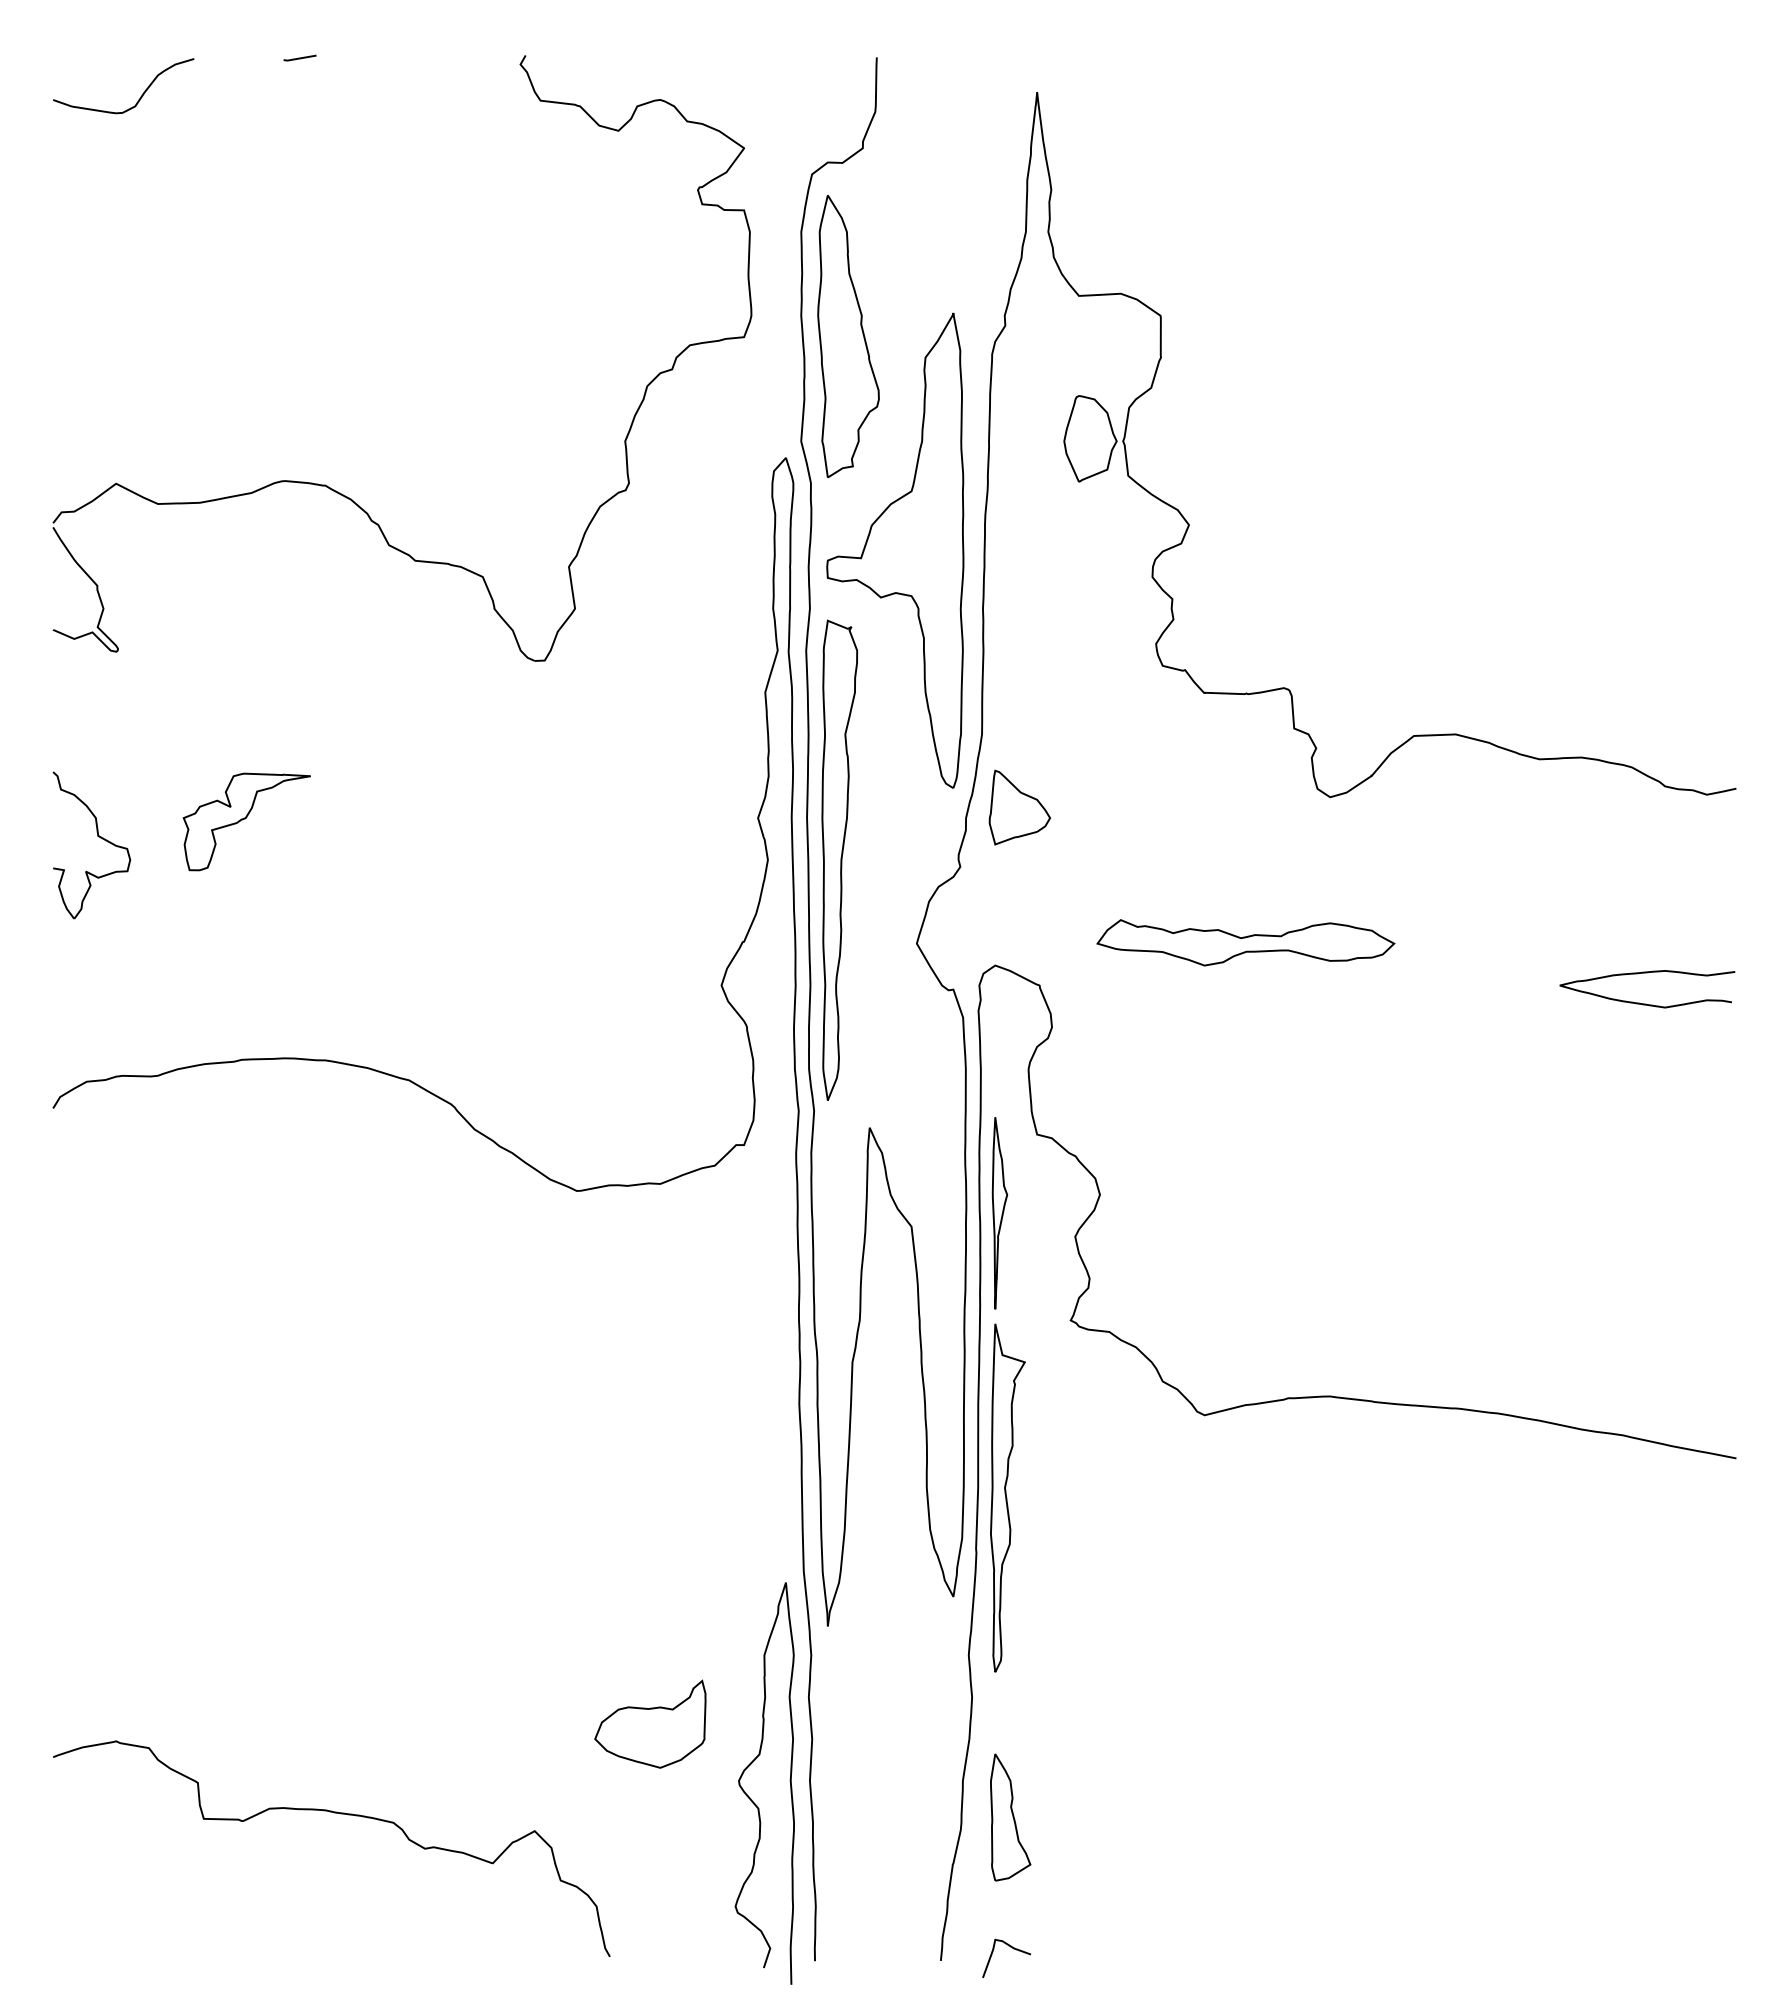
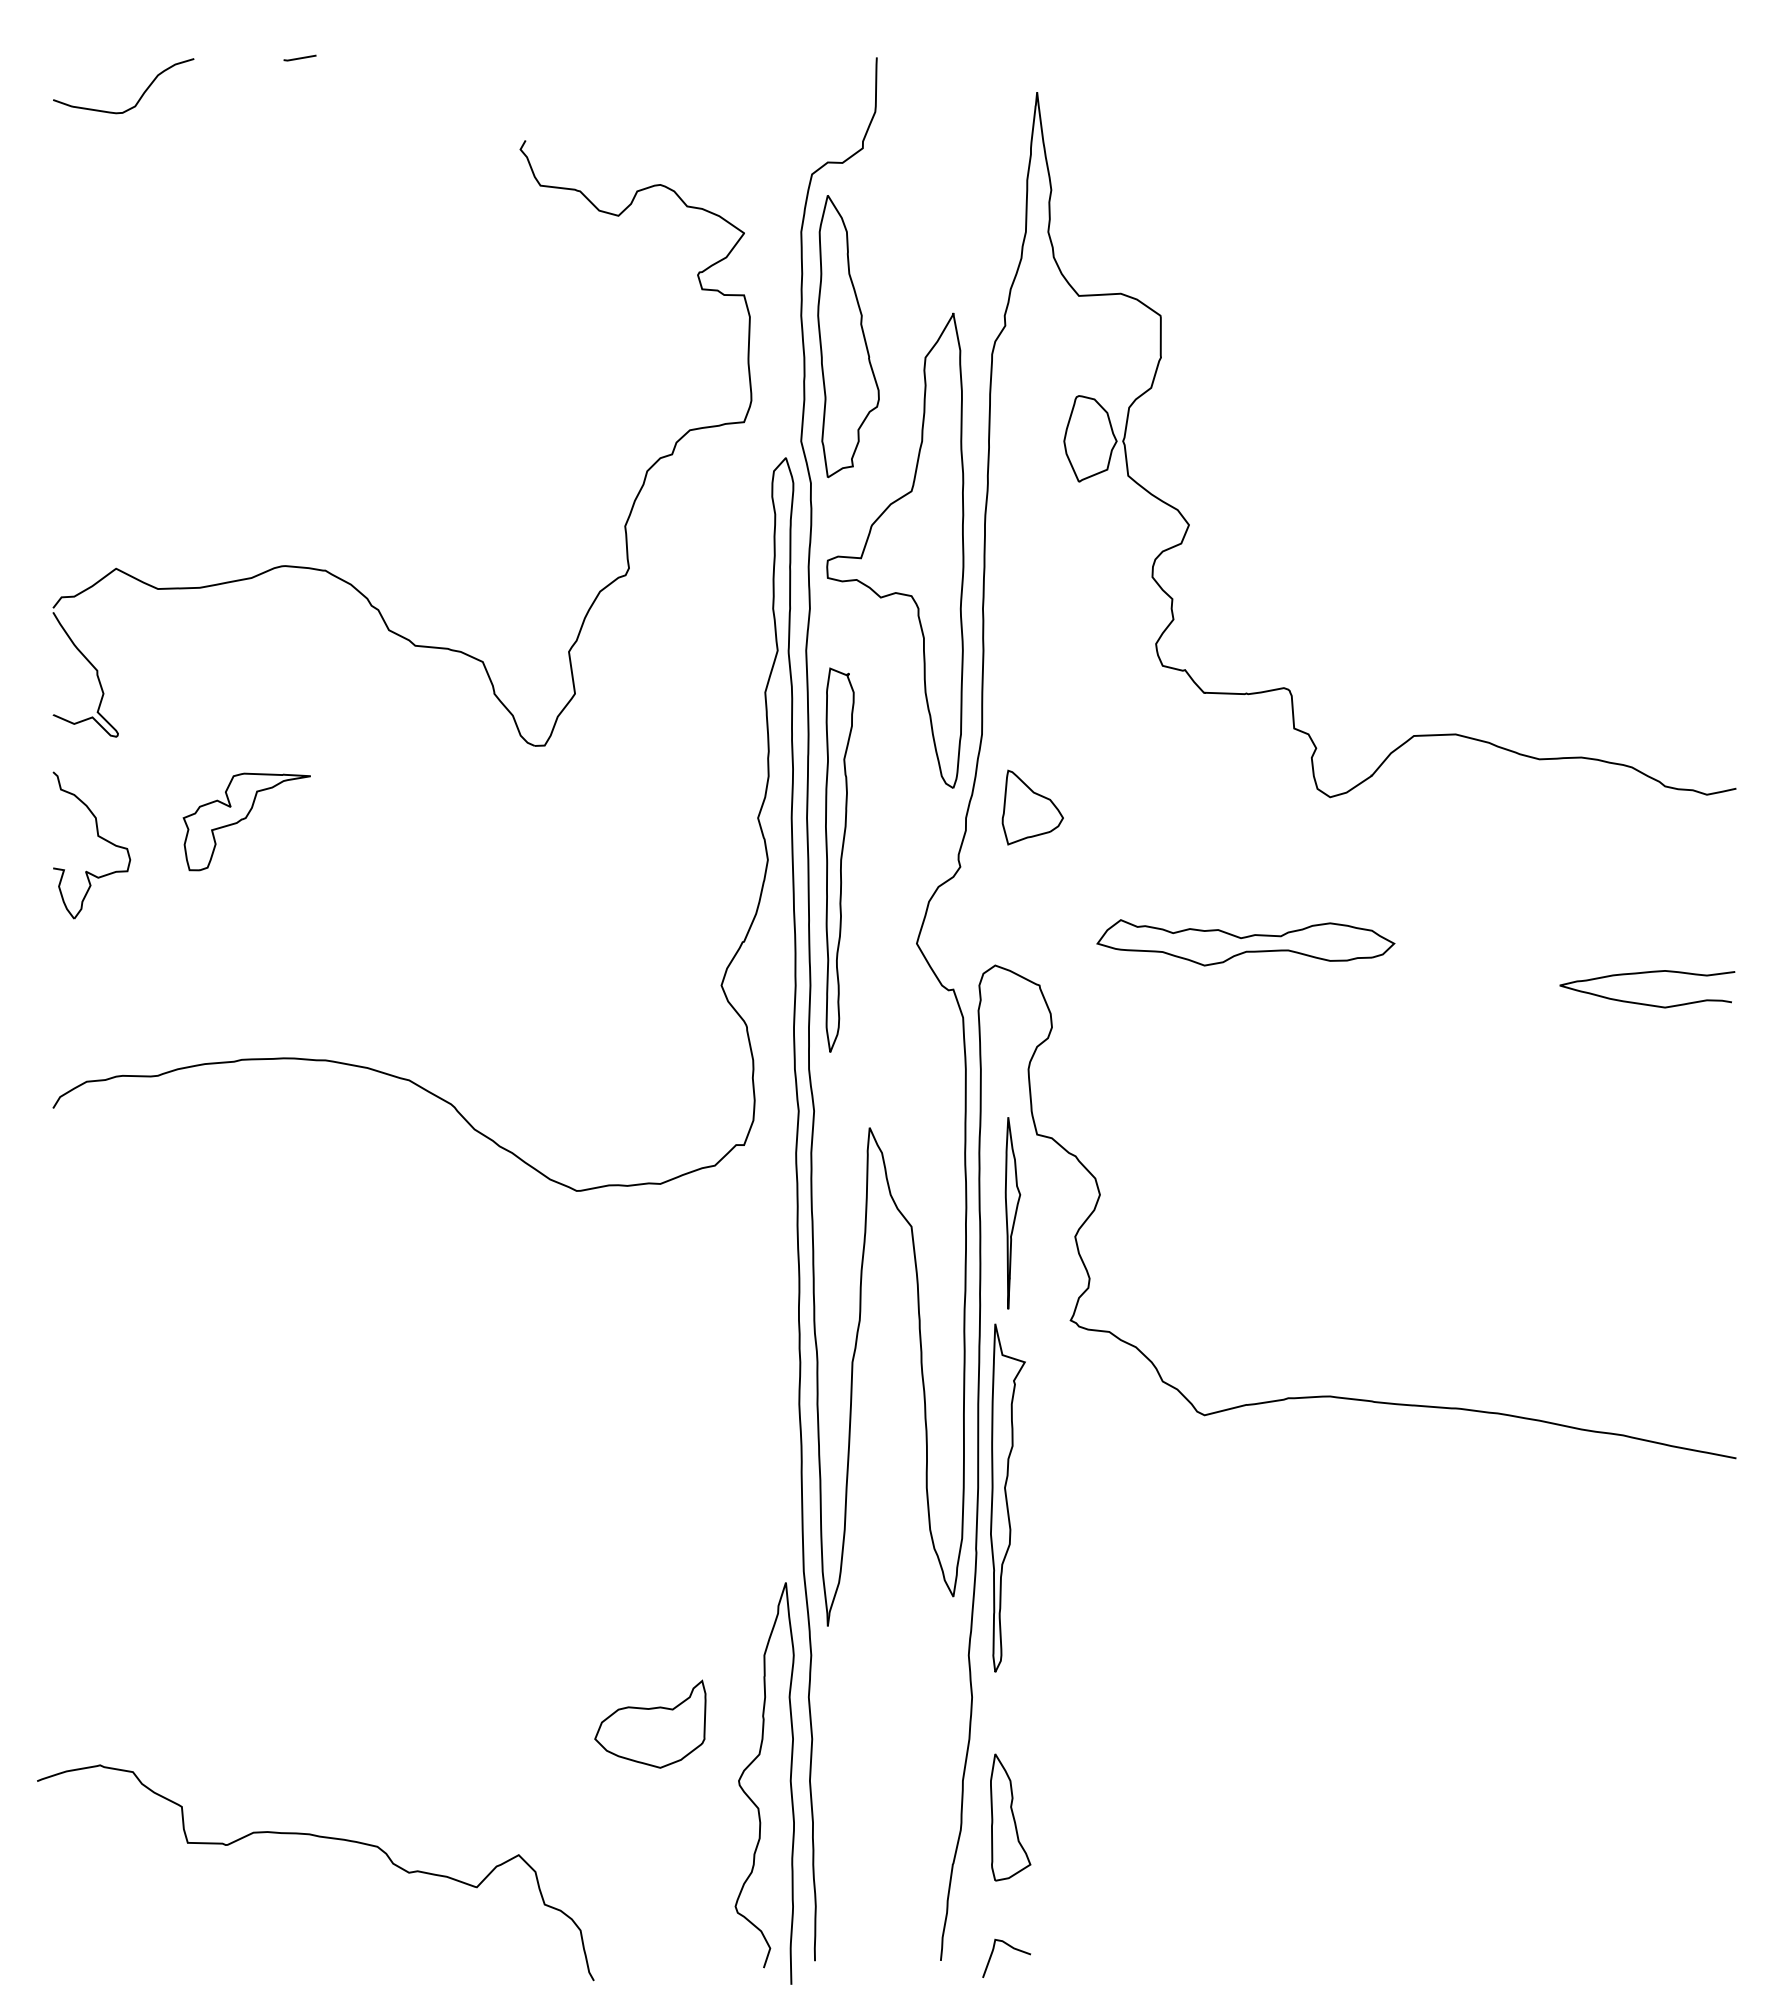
part position: (327, 485) -> (327, 570) (327, 570)
part position: (1019, 807) -> (1032, 807) (1032, 807)
part size: 38x482 px -> 30x386 px (839, 859)
part position: (999, 1213) -> (1012, 1213) (1012, 1213)
curve position: (334, 1813) -> (318, 1837) (318, 1837)
